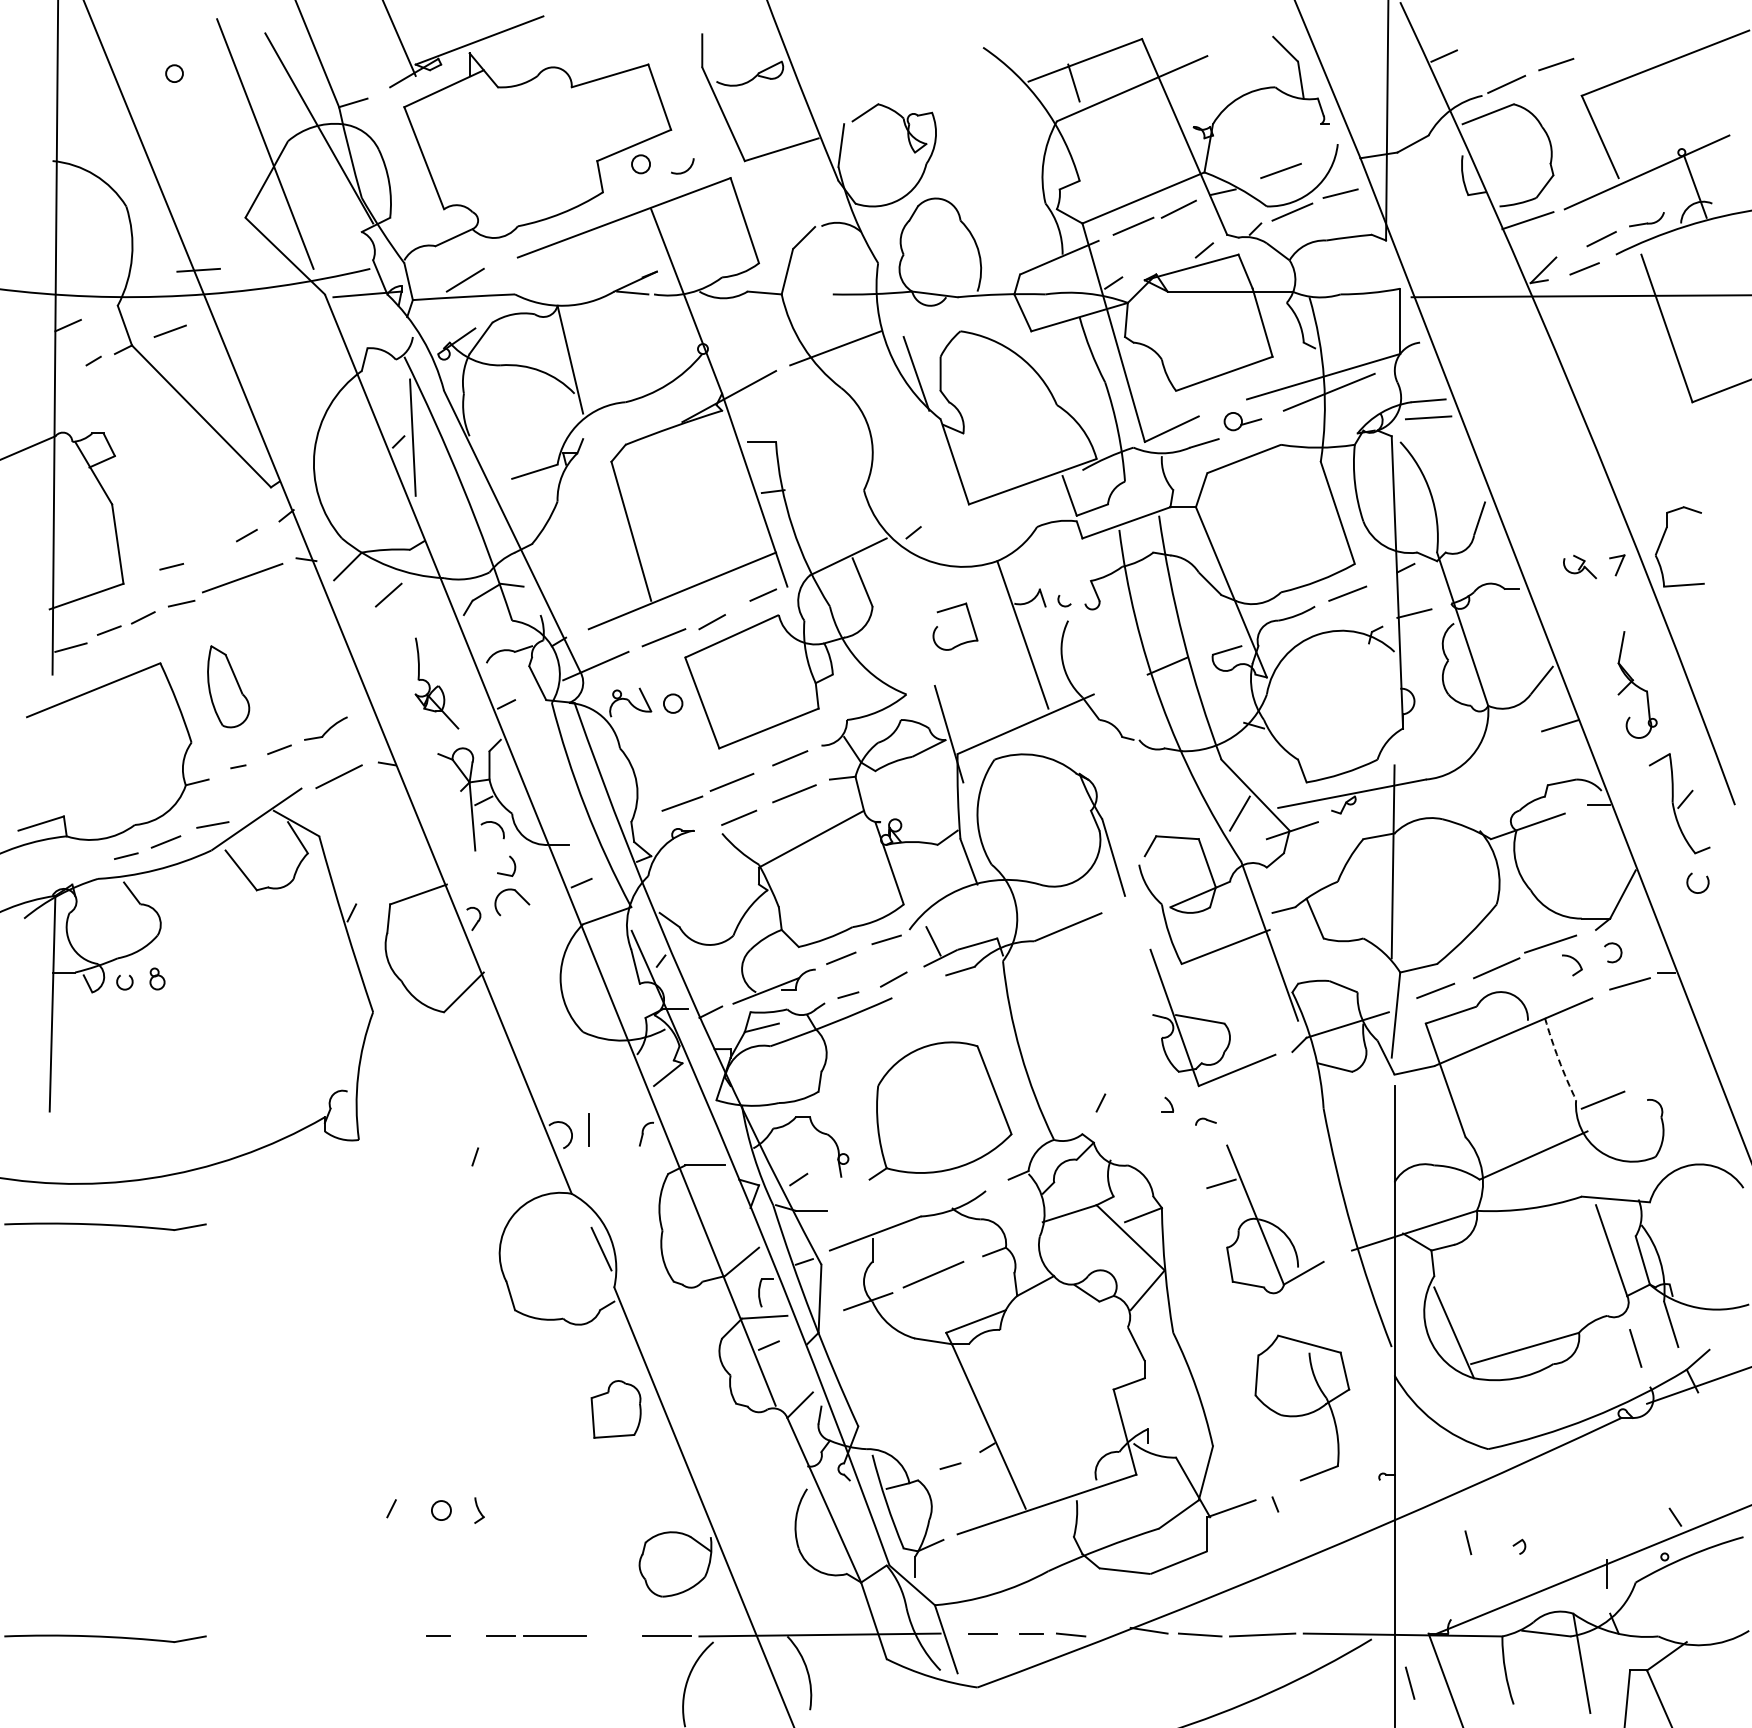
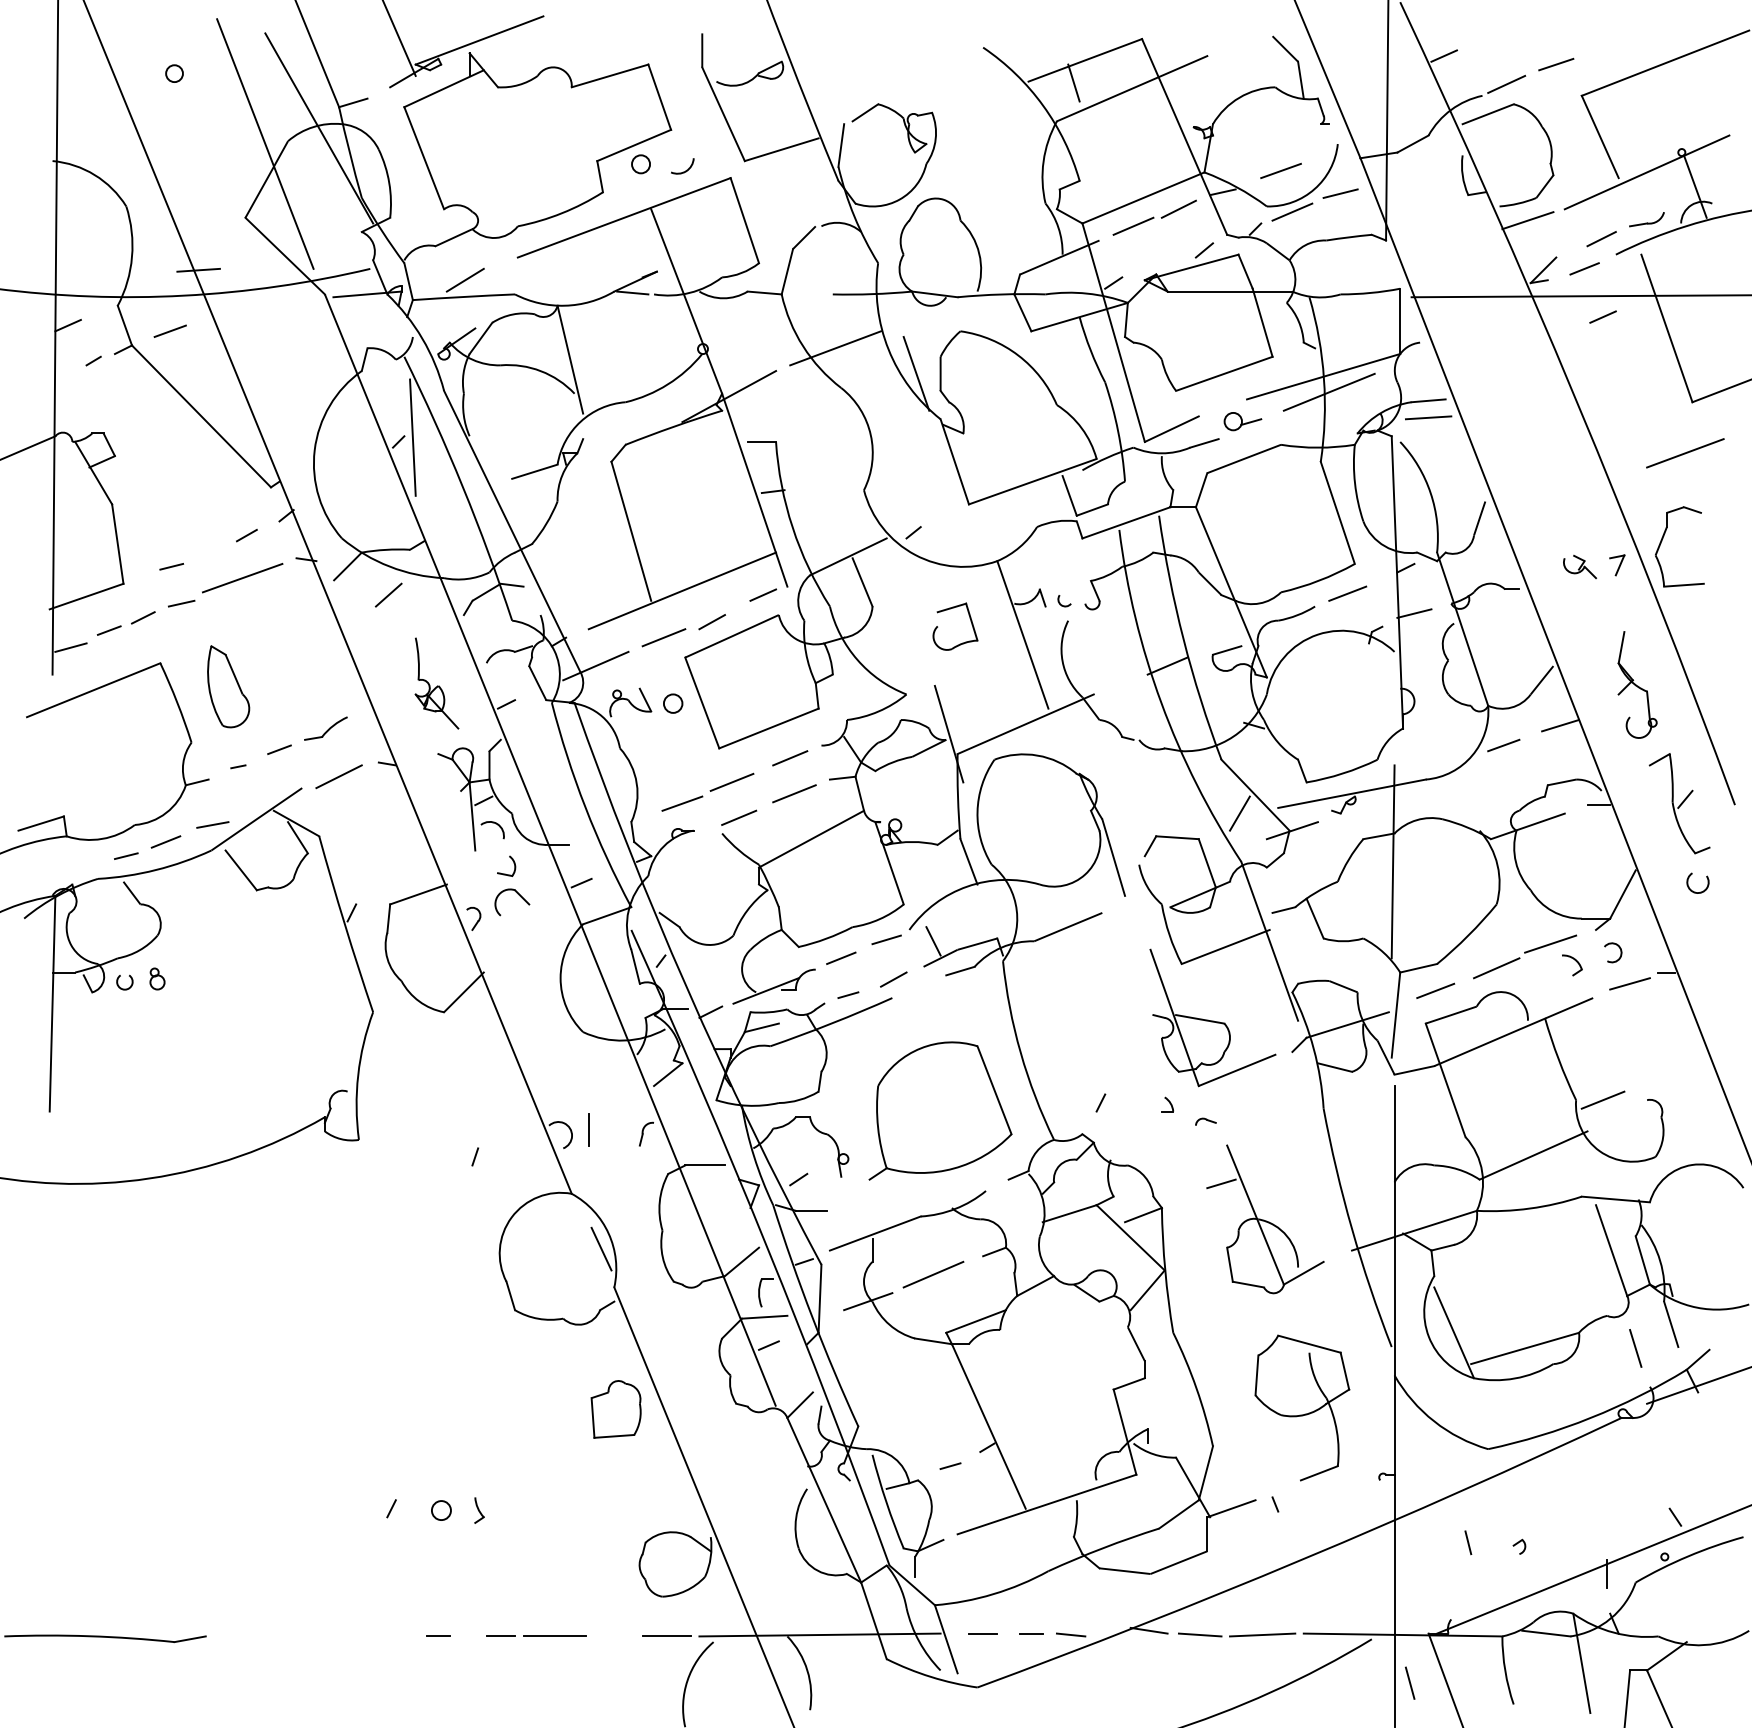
line: none -> present (1602, 316)
line: none -> present (1685, 453)
line: none -> present (1503, 745)
arc: dashed -> solid (1558, 1059)
part: present -> none (105, 1226)
